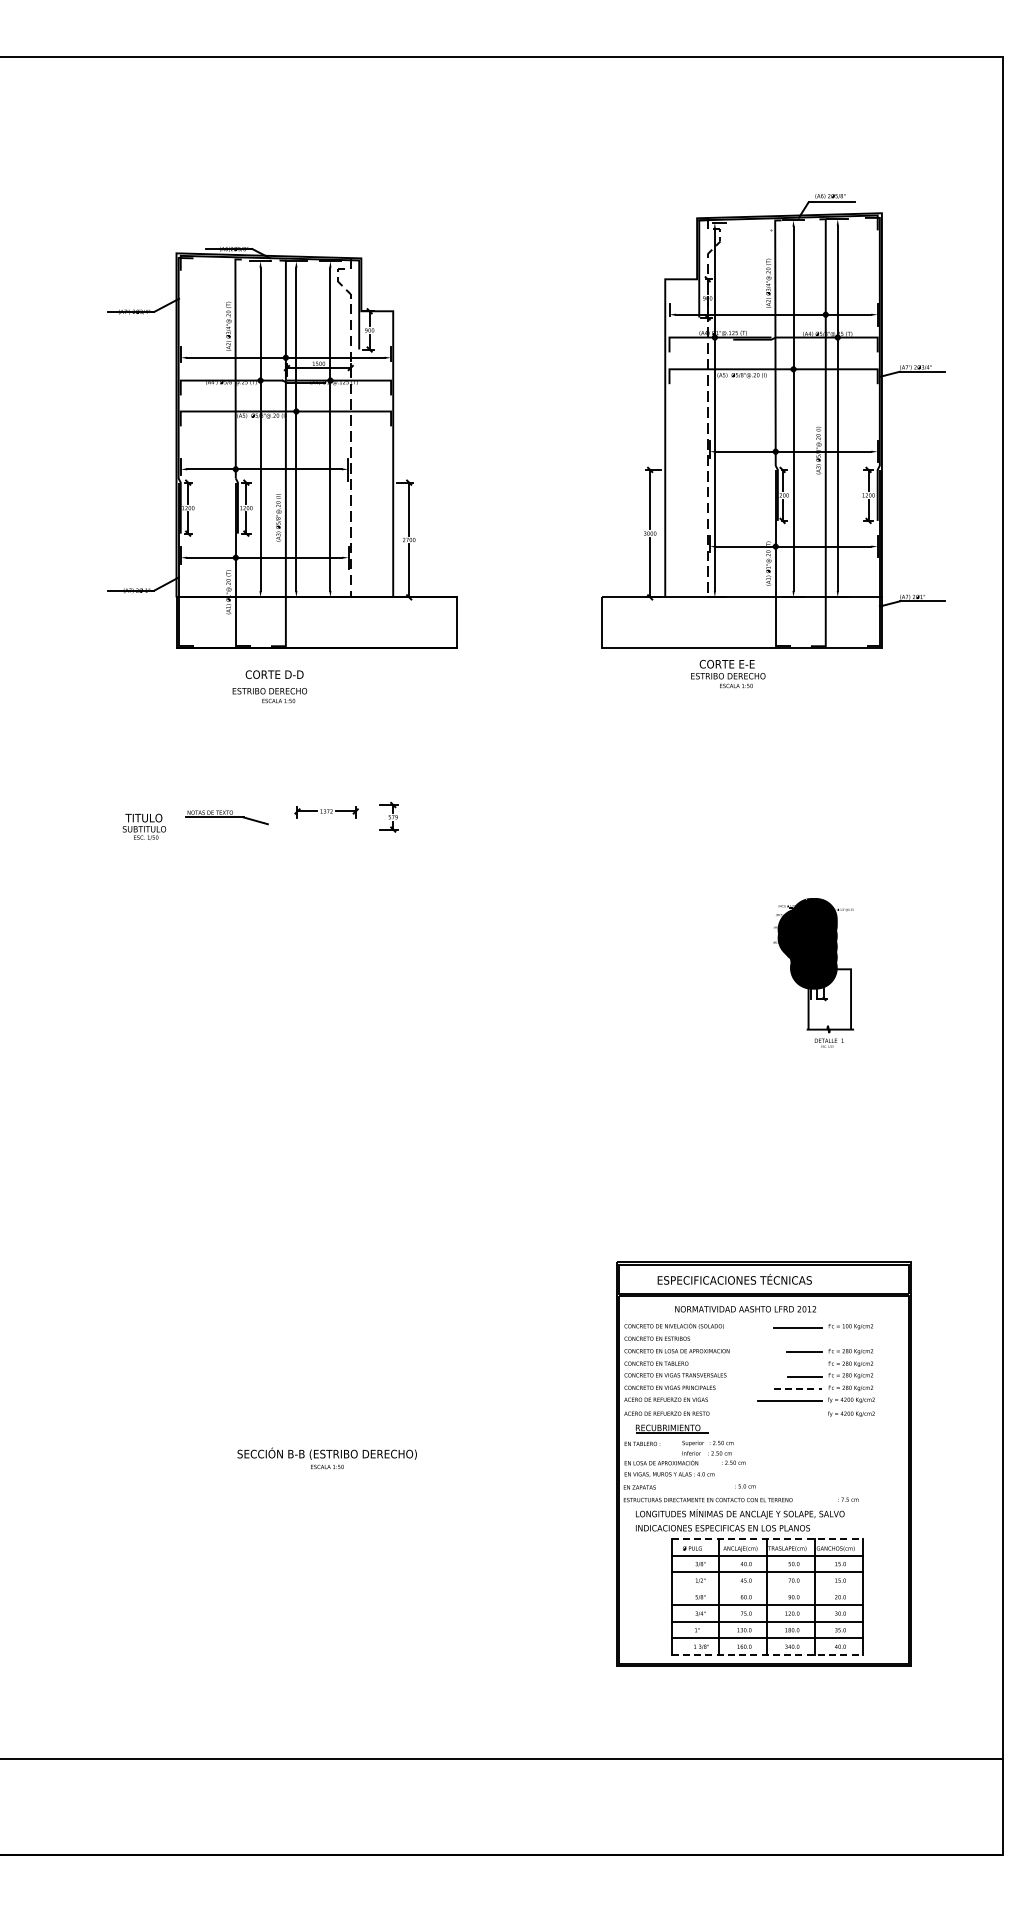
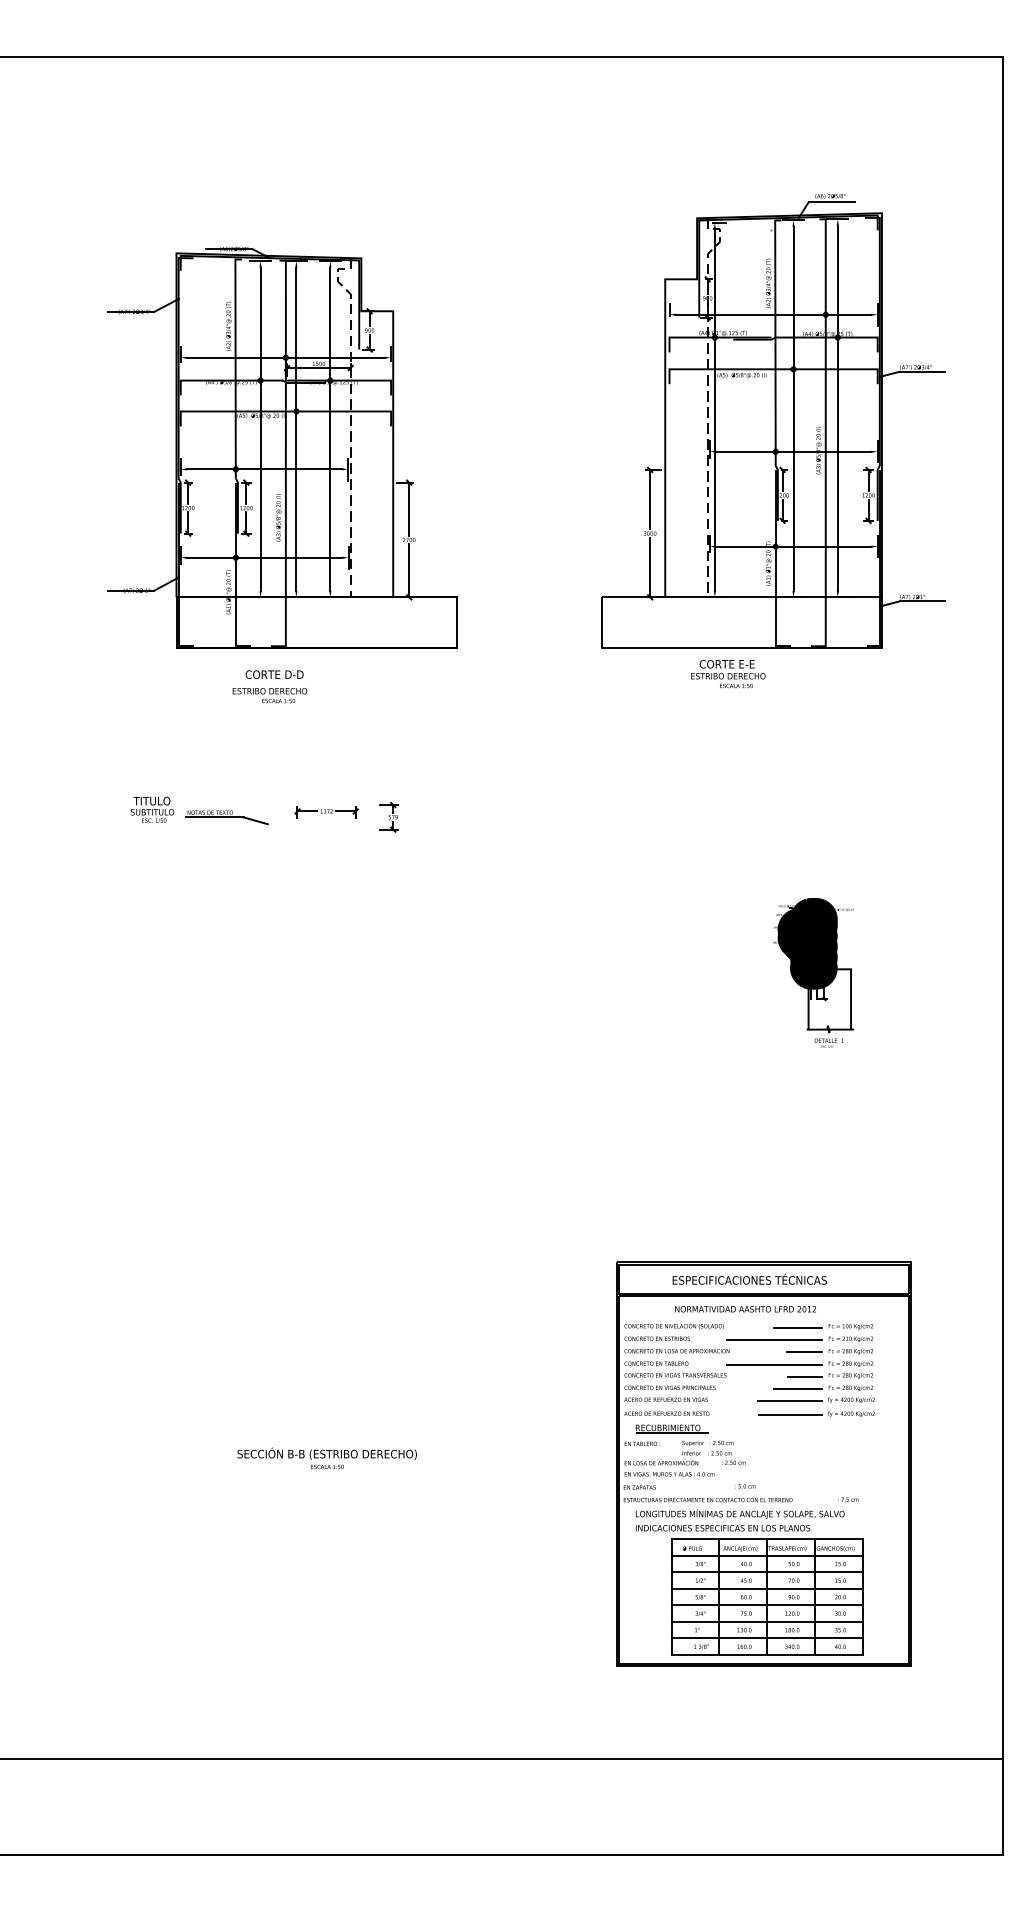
text position: (144, 826) -> (152, 809) (152, 809)
text position: (734, 1279) -> (749, 1279) (749, 1279)
part: none -> present (799, 1338)
line: none -> present (774, 1364)
line: dashed -> solid (798, 1389)
line: none -> present (790, 1414)
line: dashed -> solid (767, 1539)
line: none -> present (766, 1588)
line: dashed -> solid (767, 1655)
